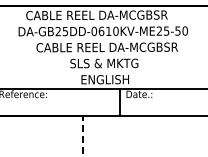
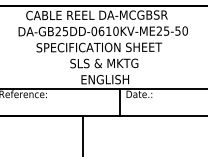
text: CABLE REEL DA-MCGBSR -> SPECIFICATION SHEET (106, 47)
line: dashed -> solid (83, 136)
